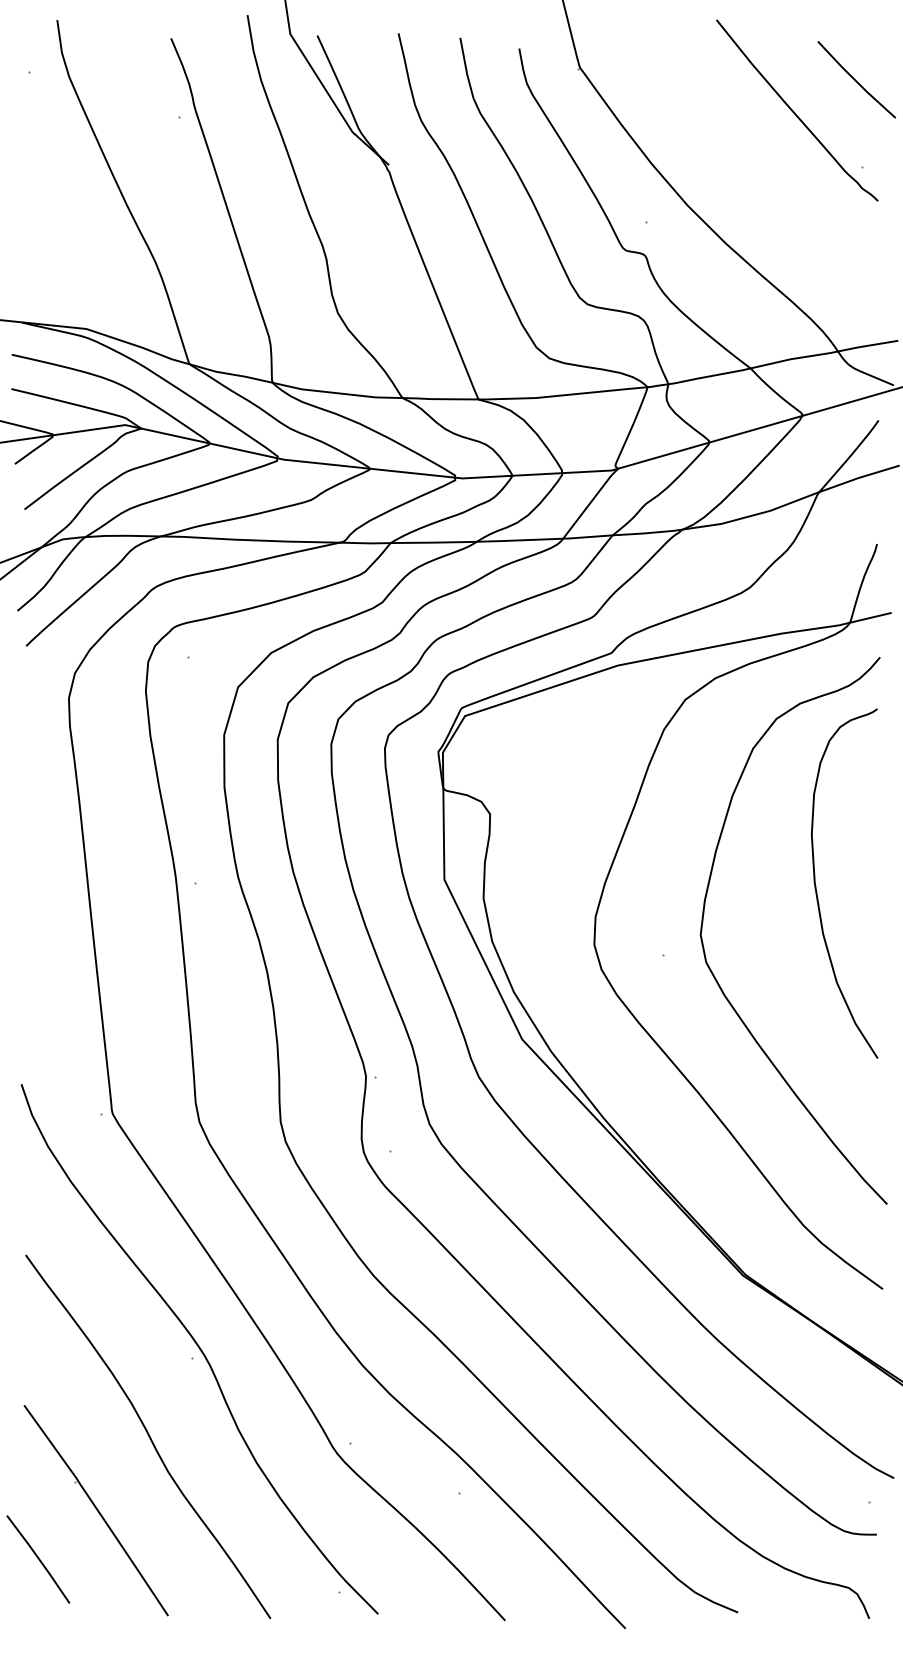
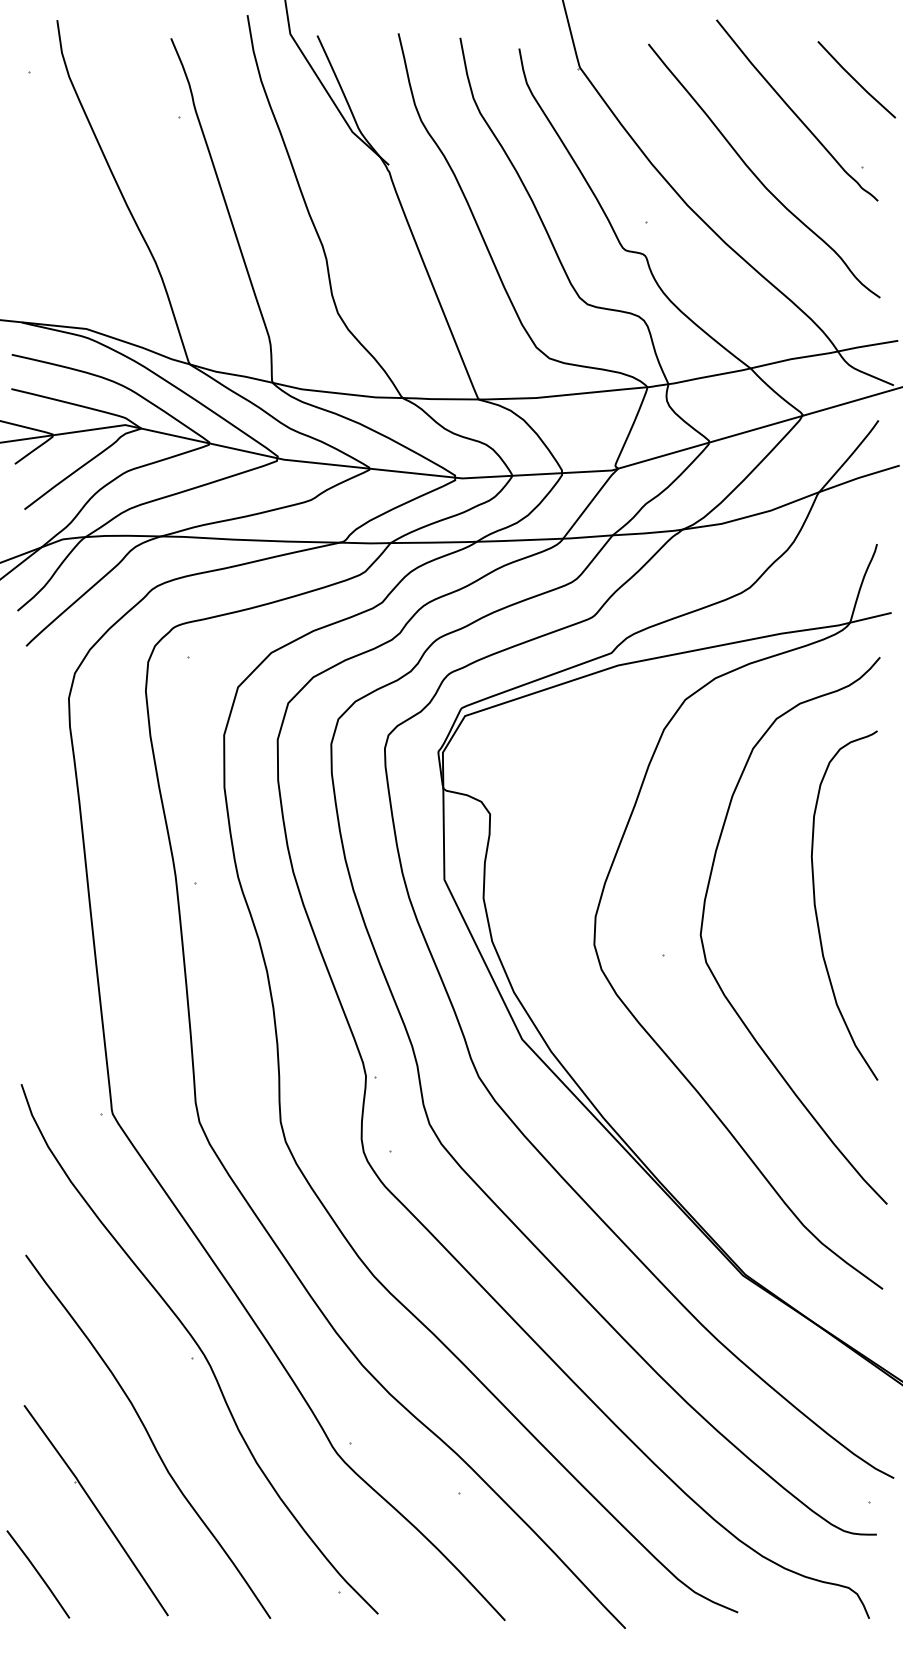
curve: none -> present (757, 176)
curve position: (816, 885) -> (816, 907) (816, 907)
line position: (38, 1559) -> (38, 1574) (38, 1574)
